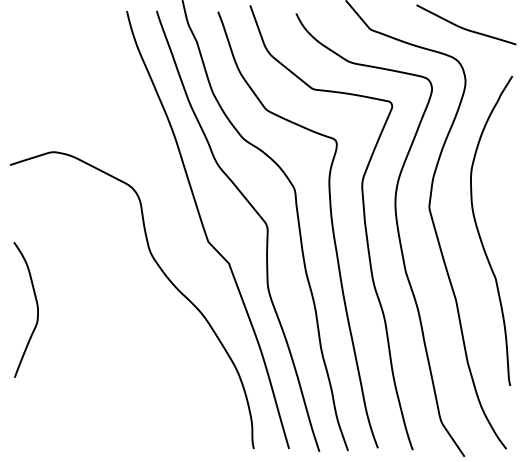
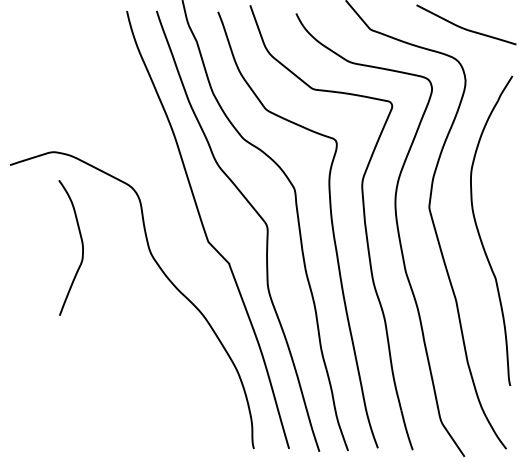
curve position: (36, 306) -> (81, 244) (81, 244)
